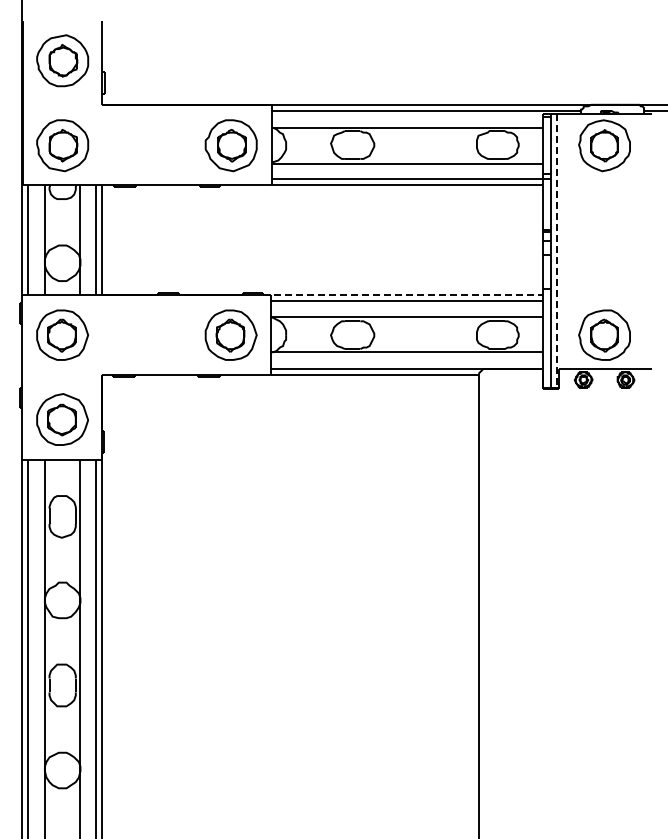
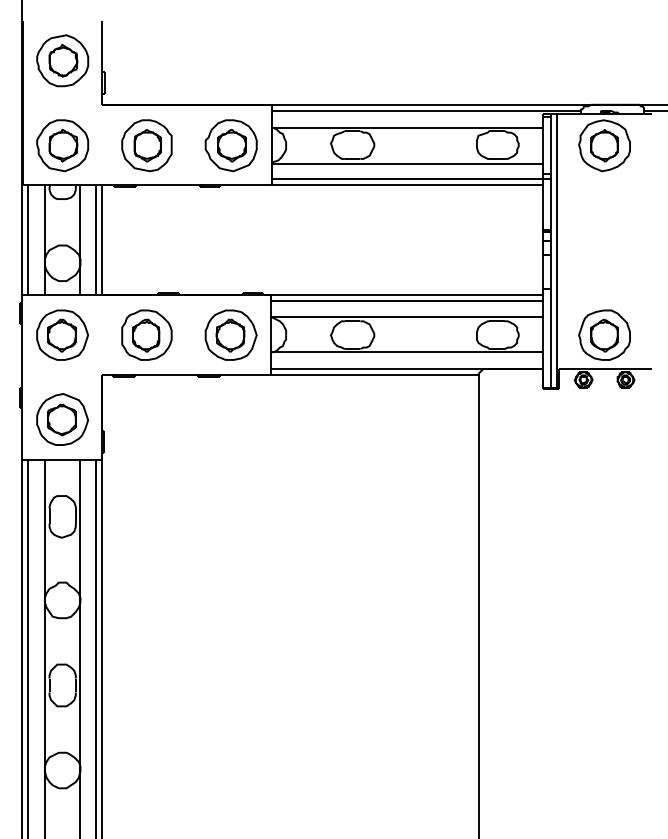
part: none -> present (146, 145)
line: dashed -> solid (557, 250)
line: dashed -> solid (403, 295)
part: none -> present (146, 334)
